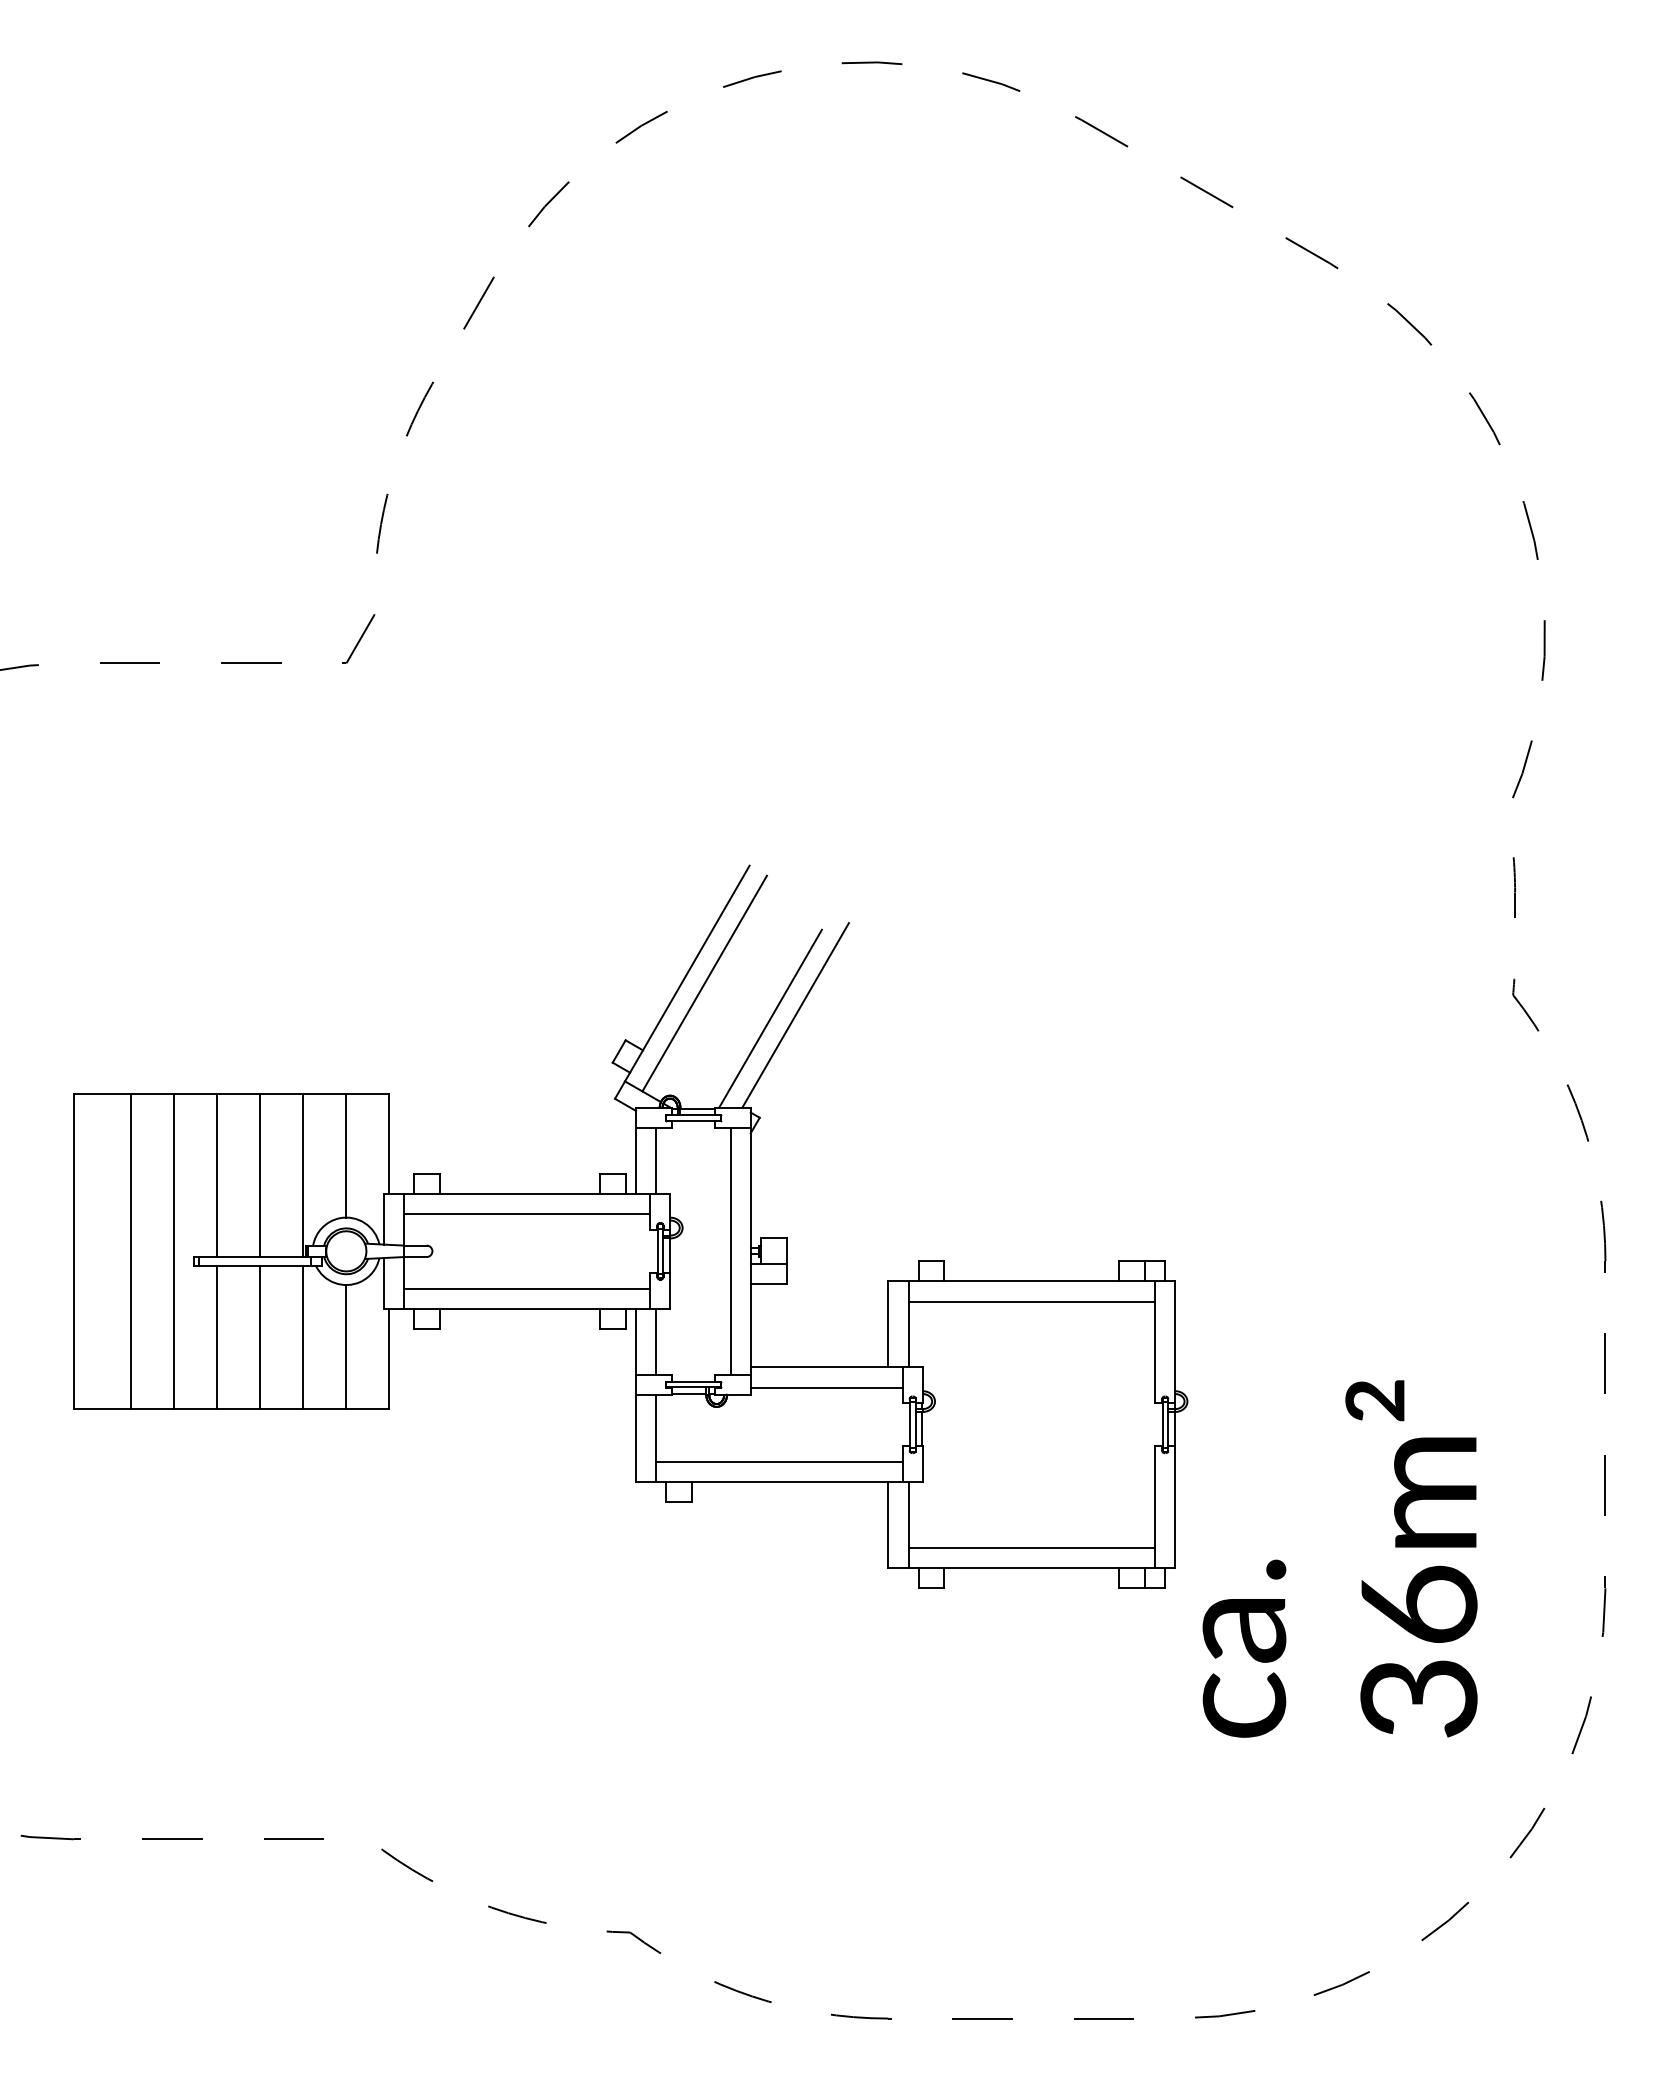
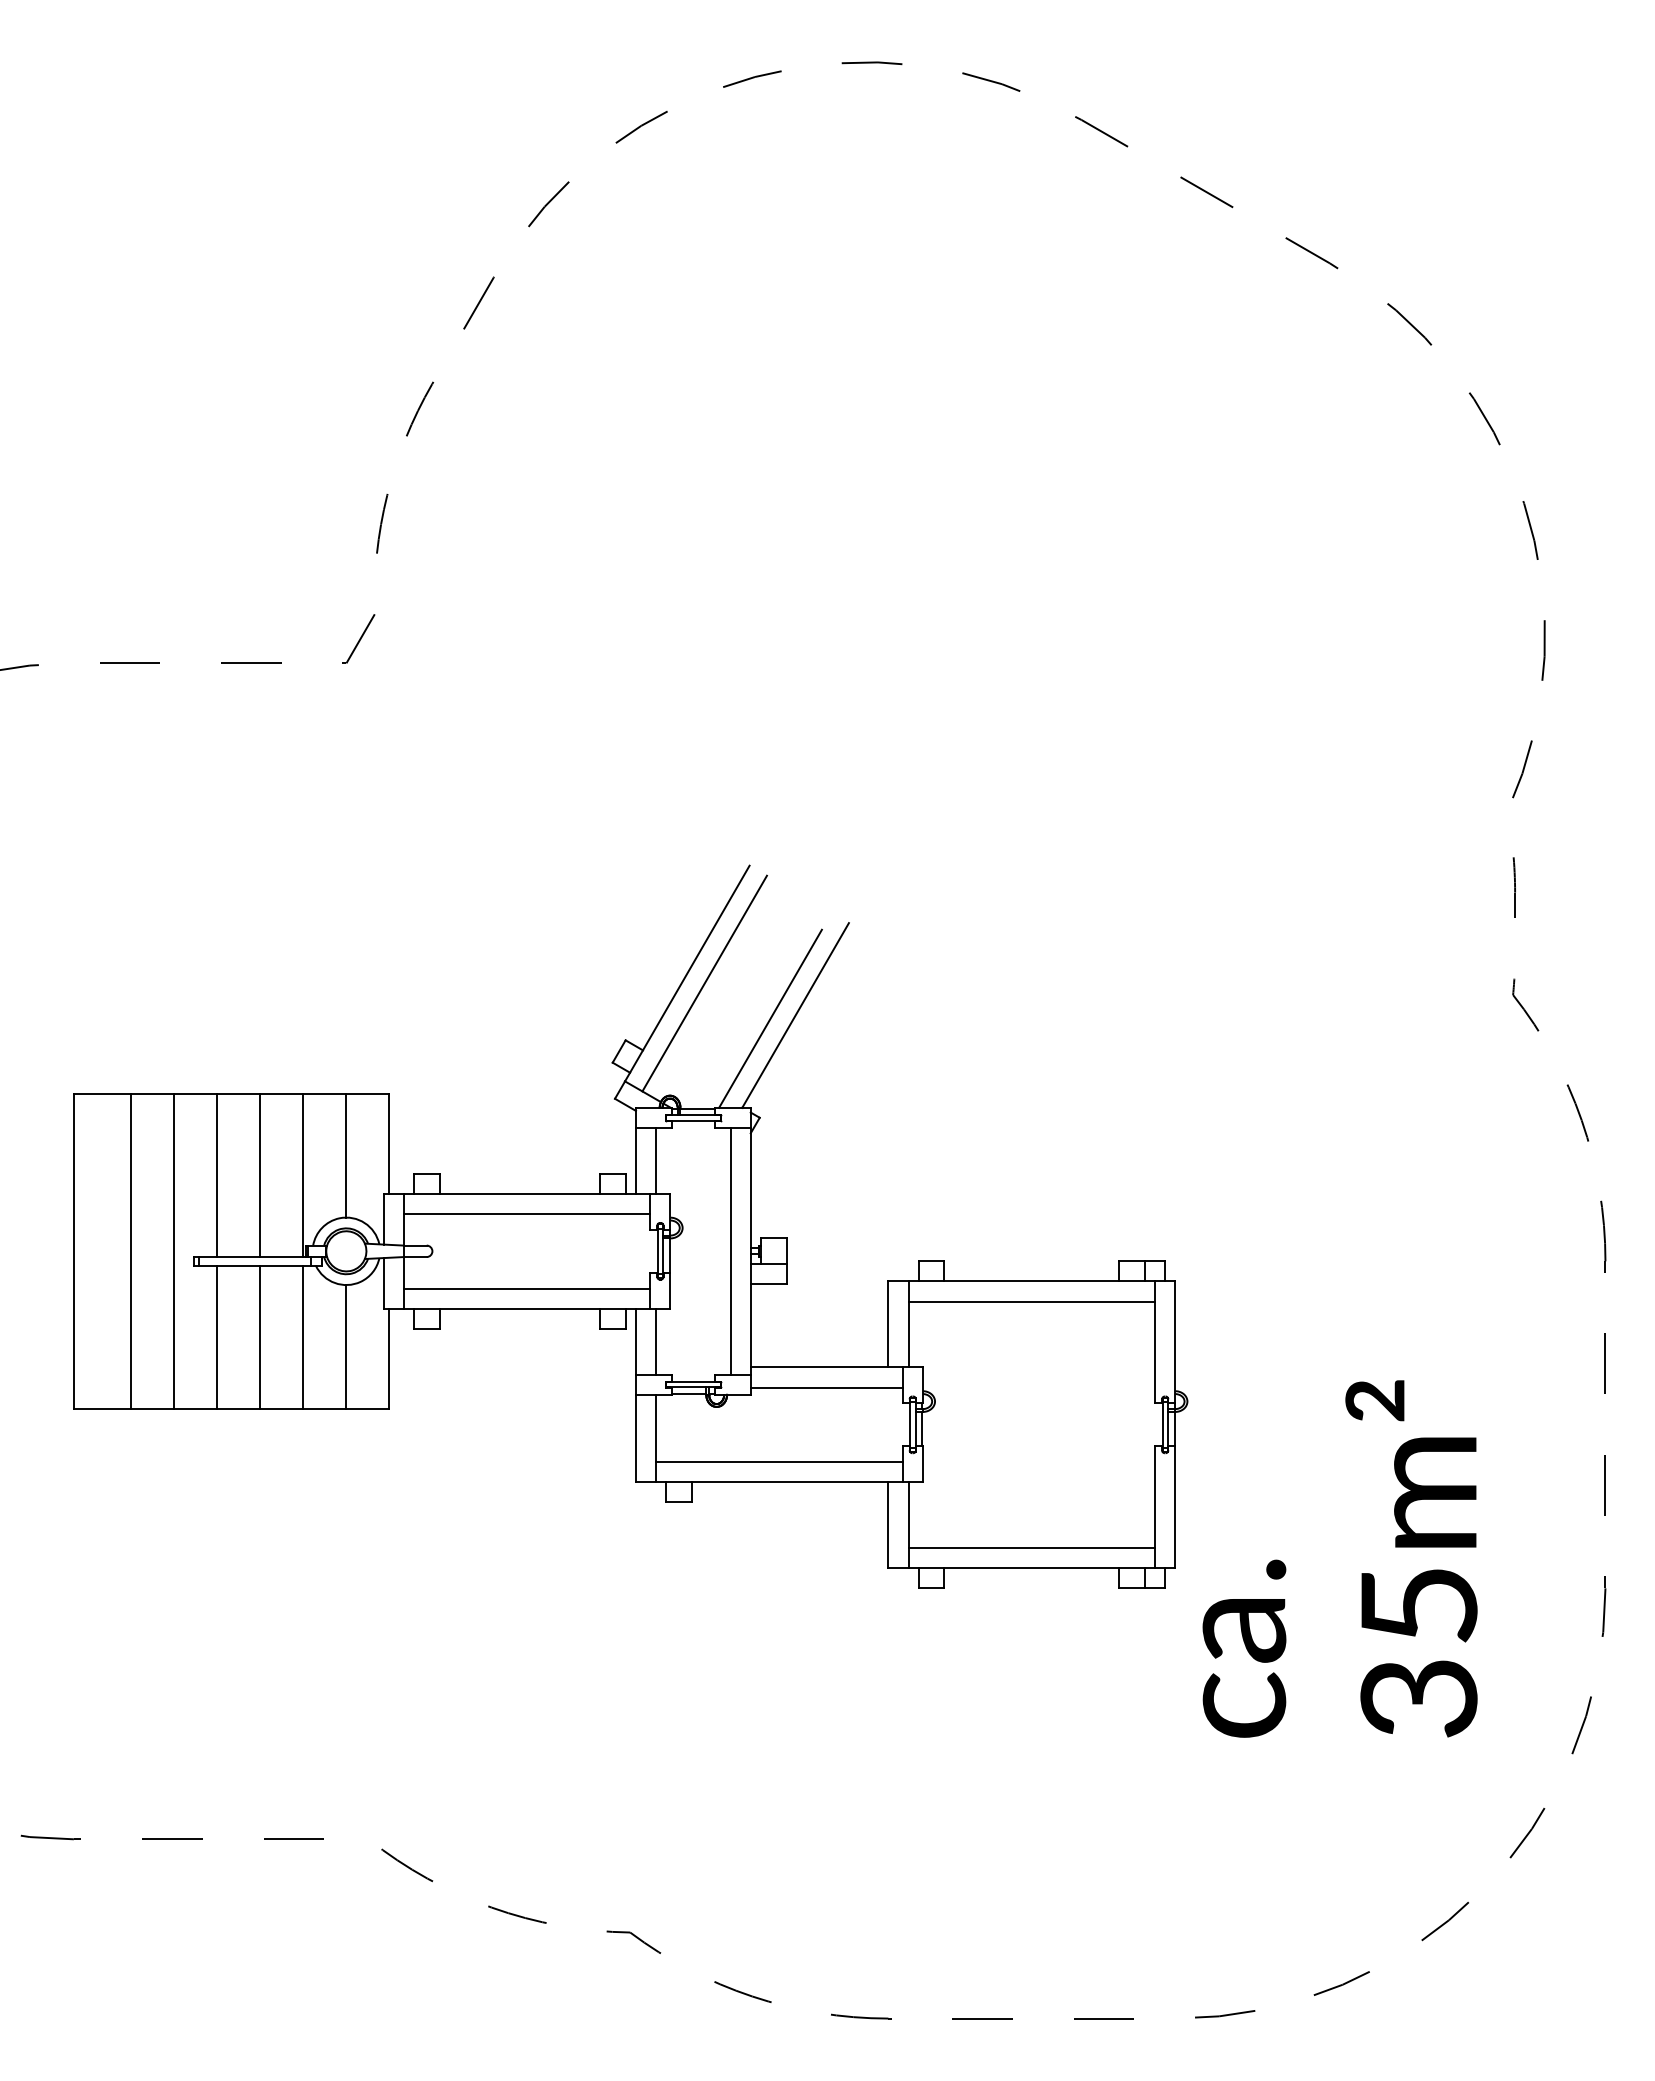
text: 36m² -> 35m² (1419, 1603)
